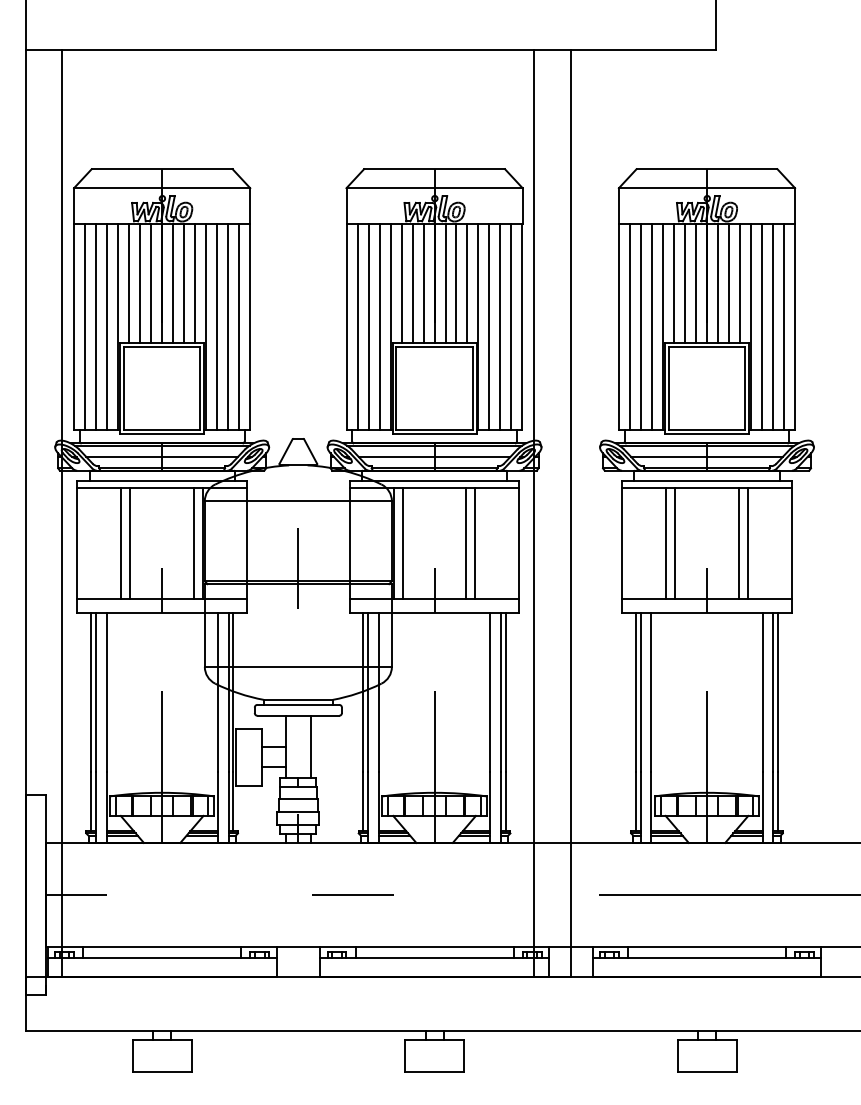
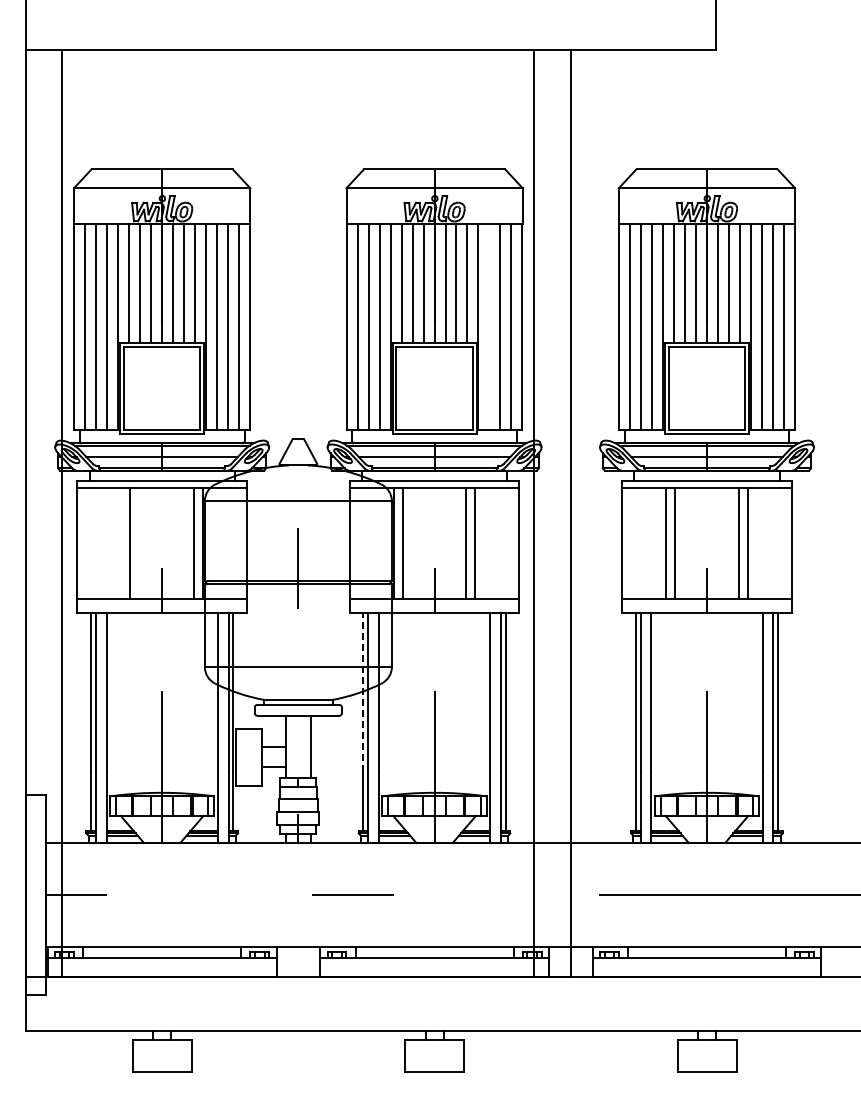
line: present -> none (489, 326)
line: present -> none (121, 543)
line: solid -> dashed (363, 692)
